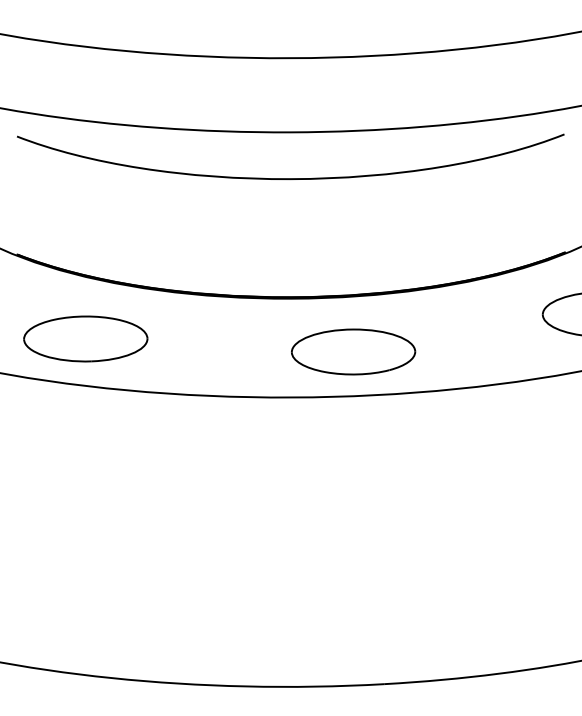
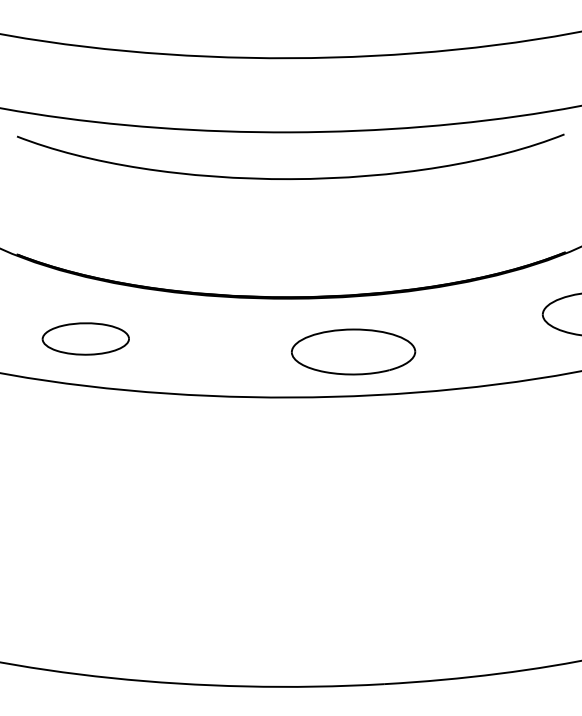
part size: 126x48 px -> 89x34 px (85, 338)
